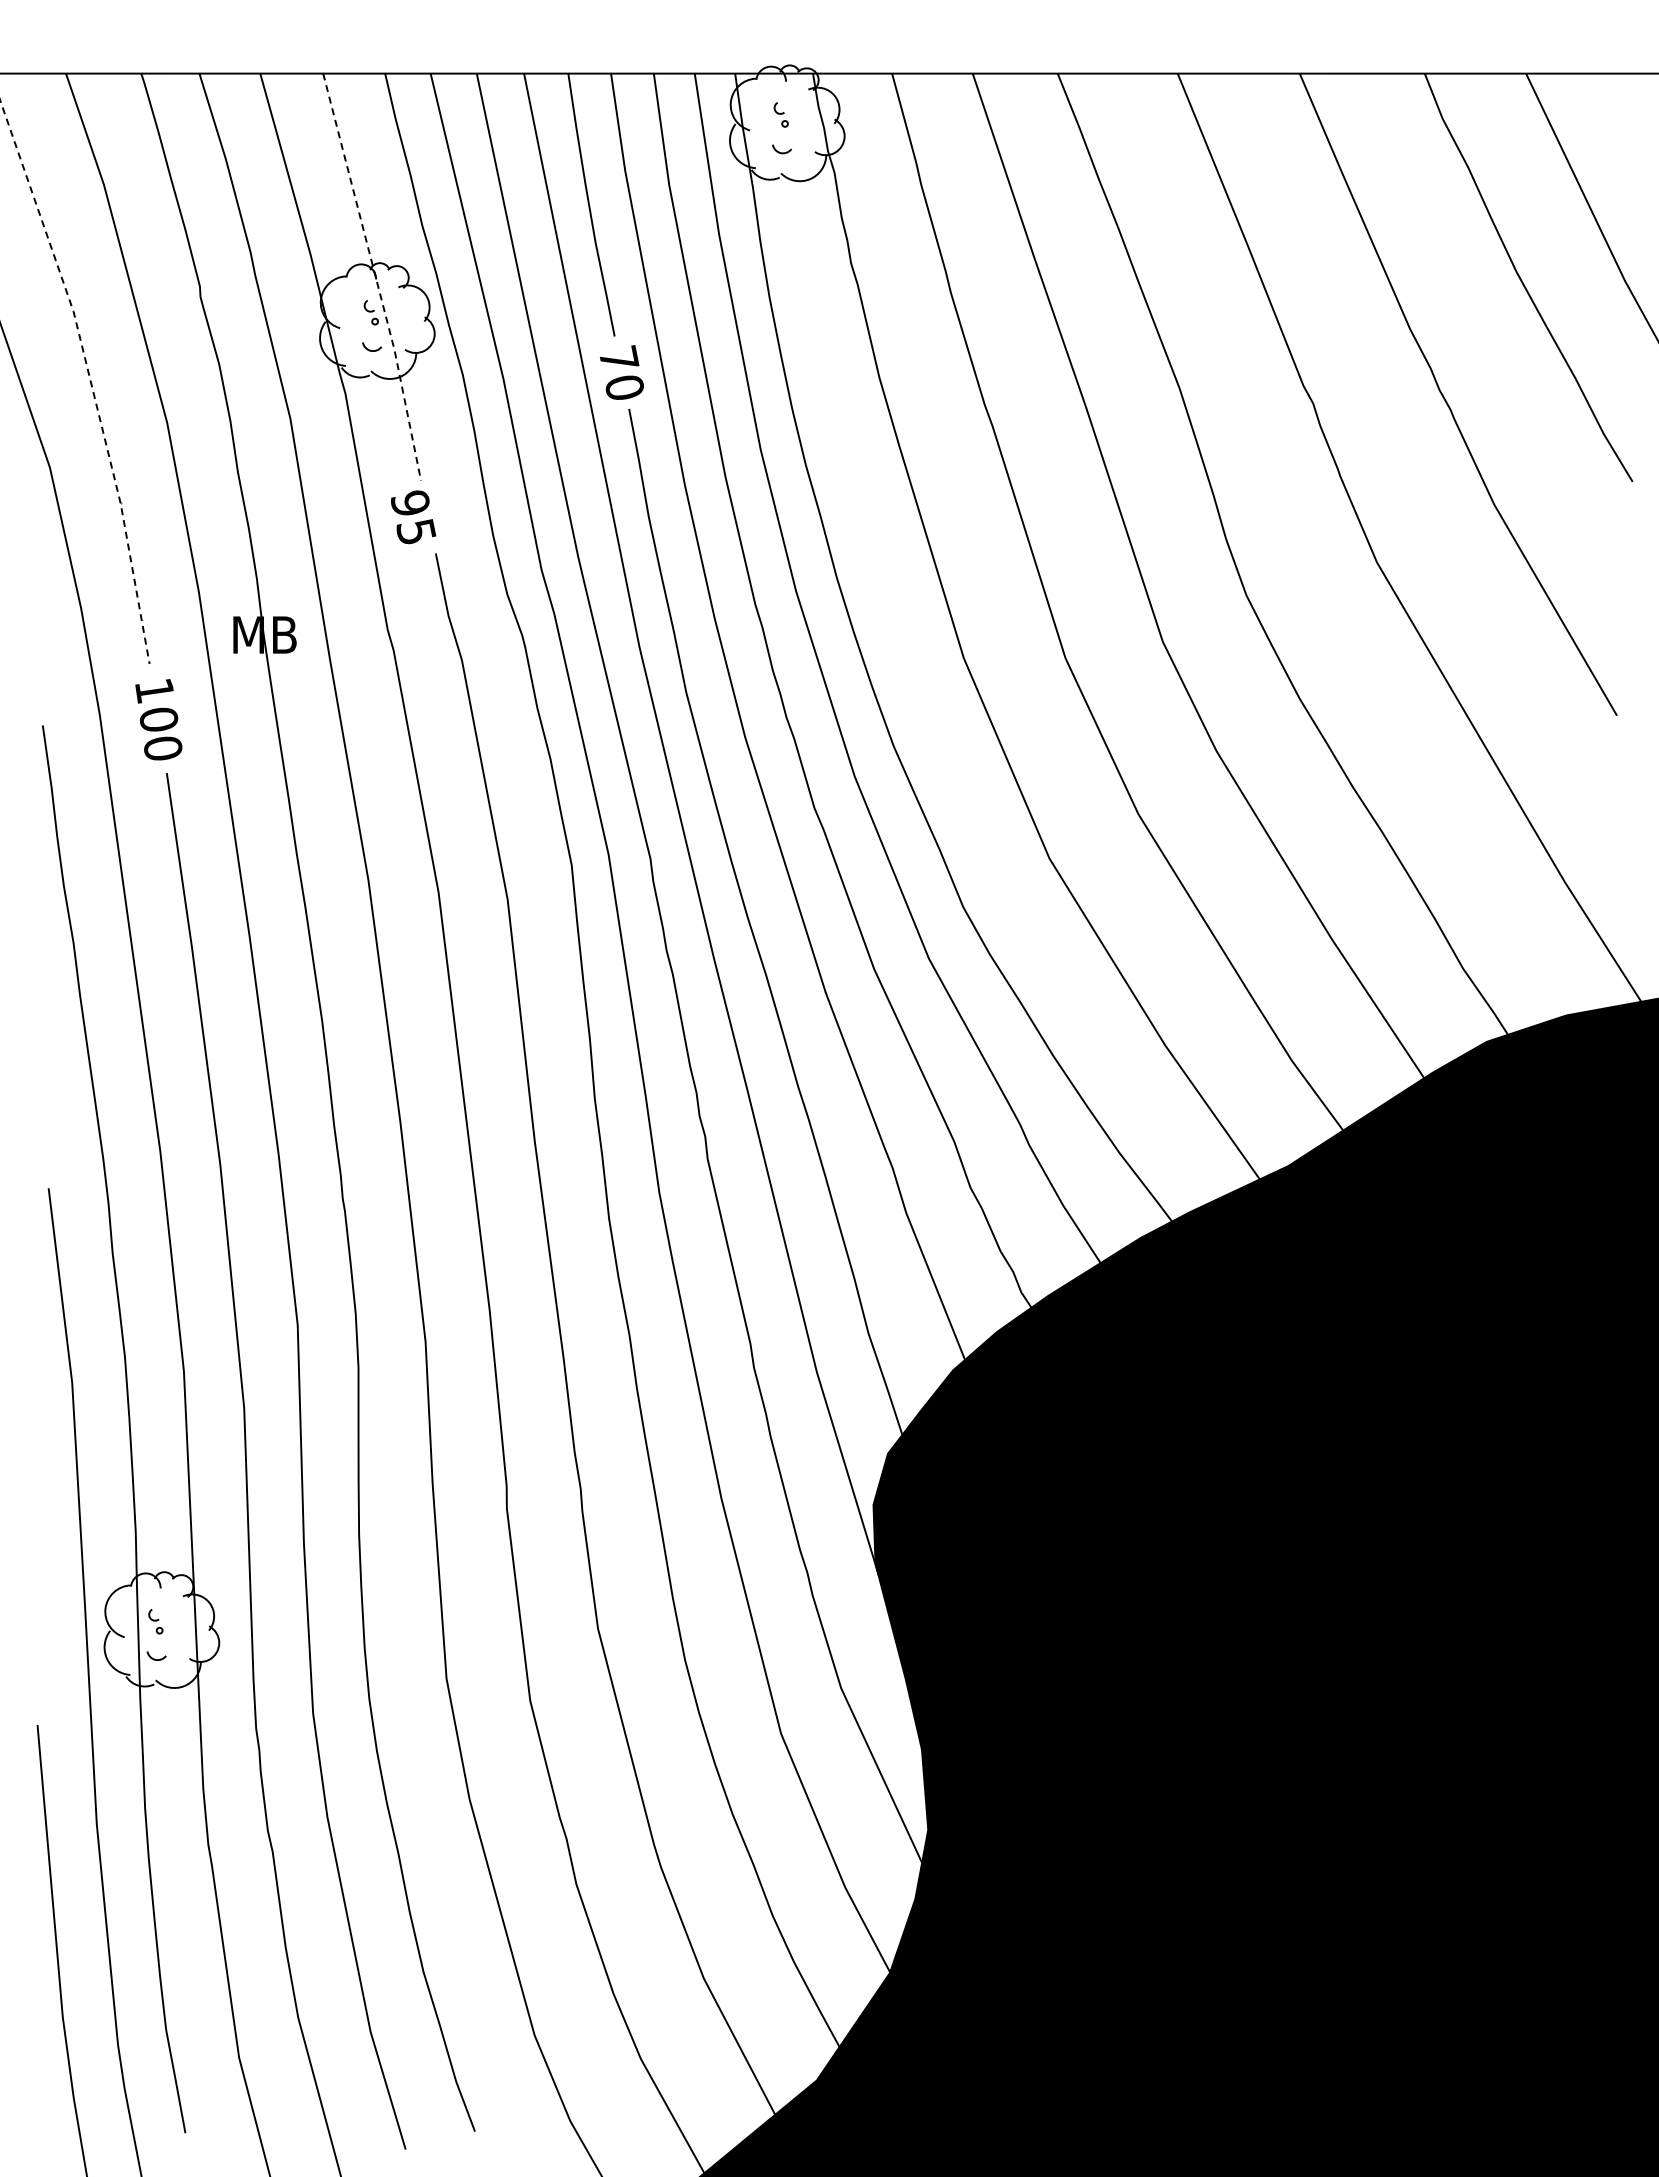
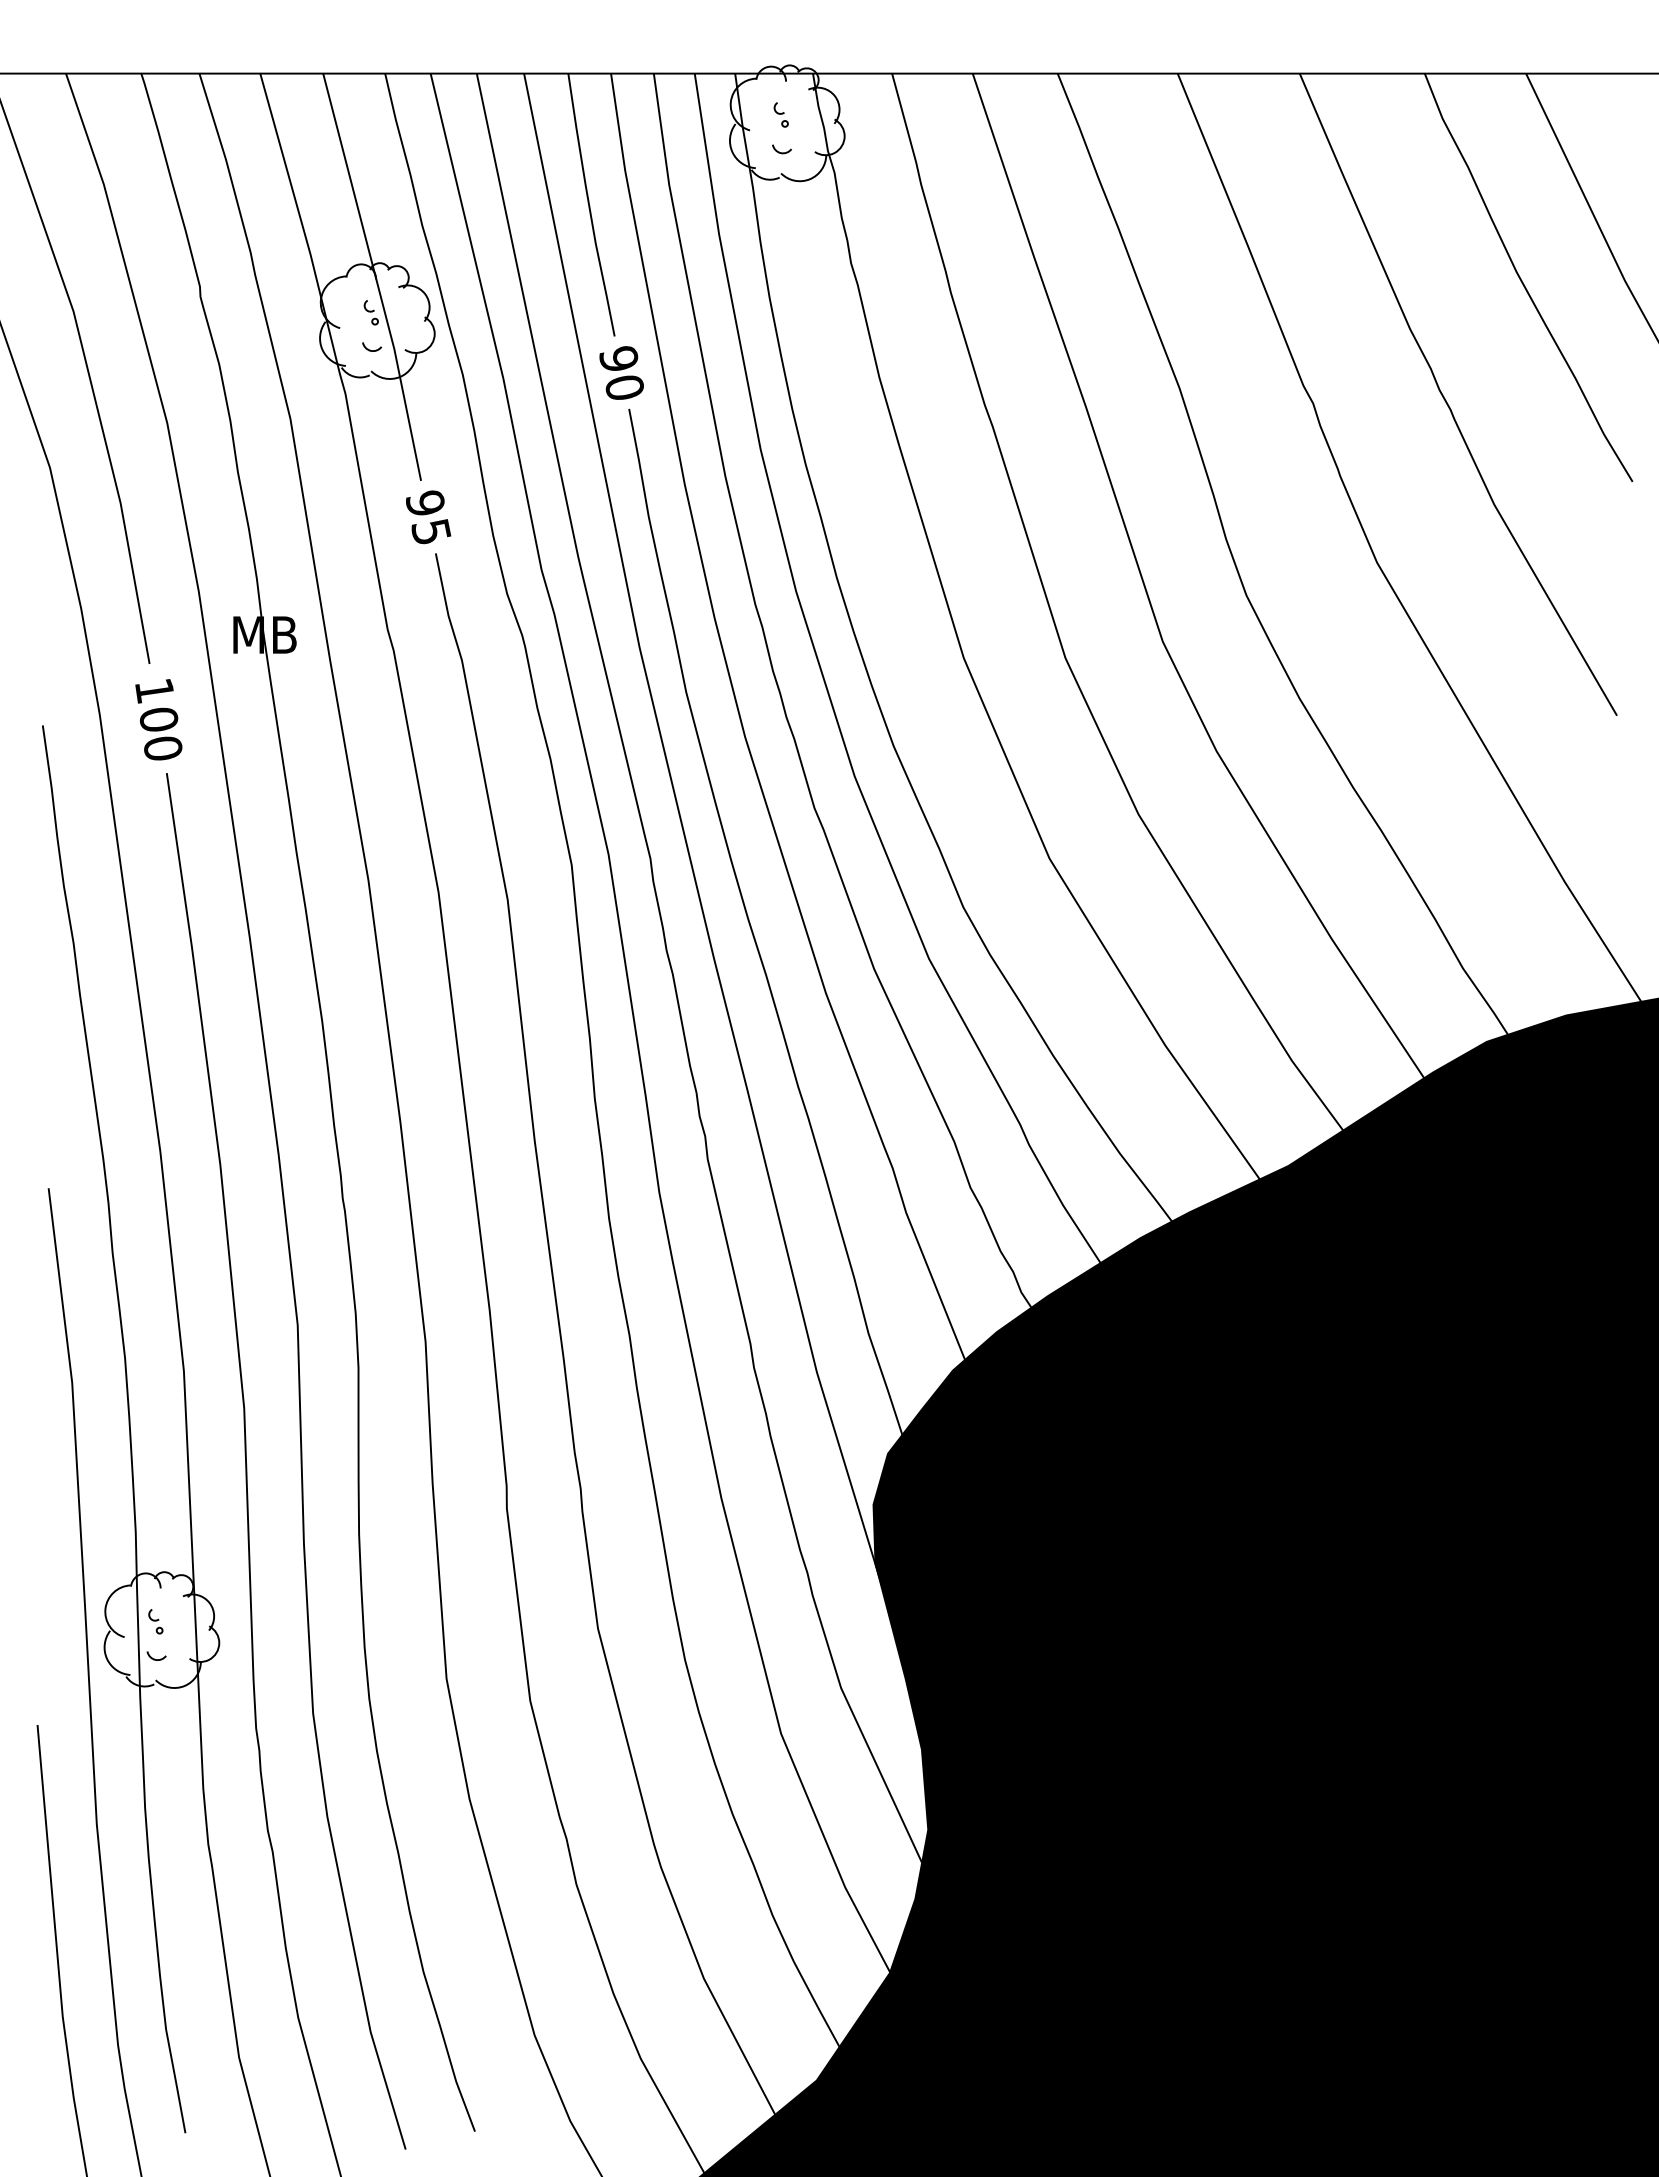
line: dashed -> solid (375, 277)
text: 70 -> 90 (619, 357)
line: dashed -> solid (89, 378)
text position: (413, 517) -> (428, 517) (428, 517)
